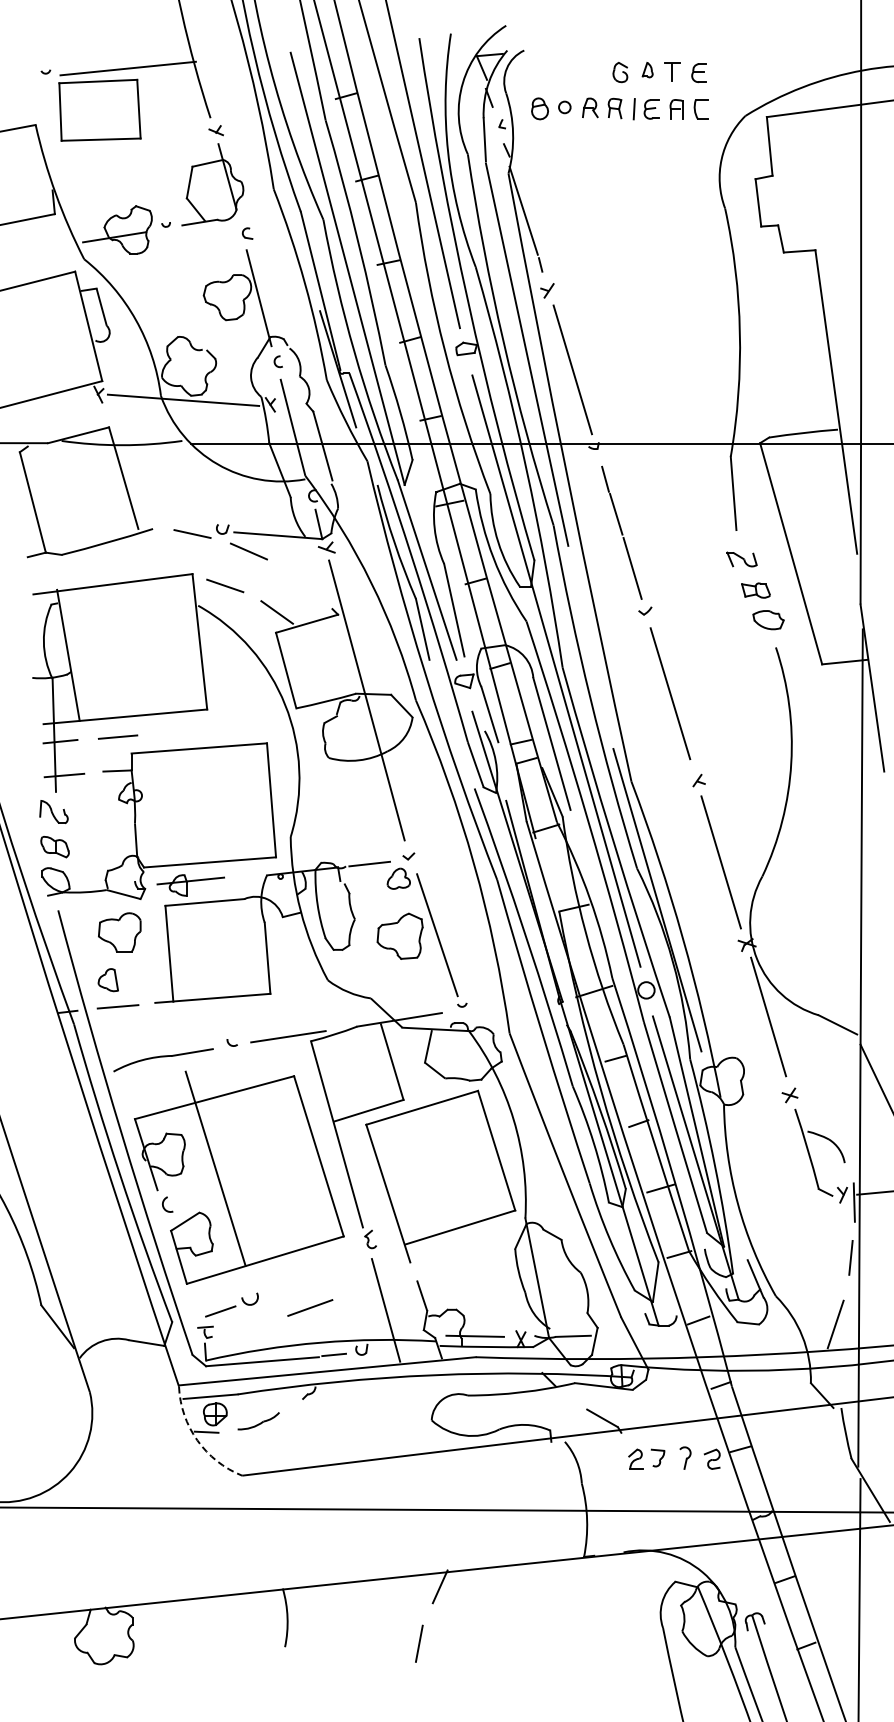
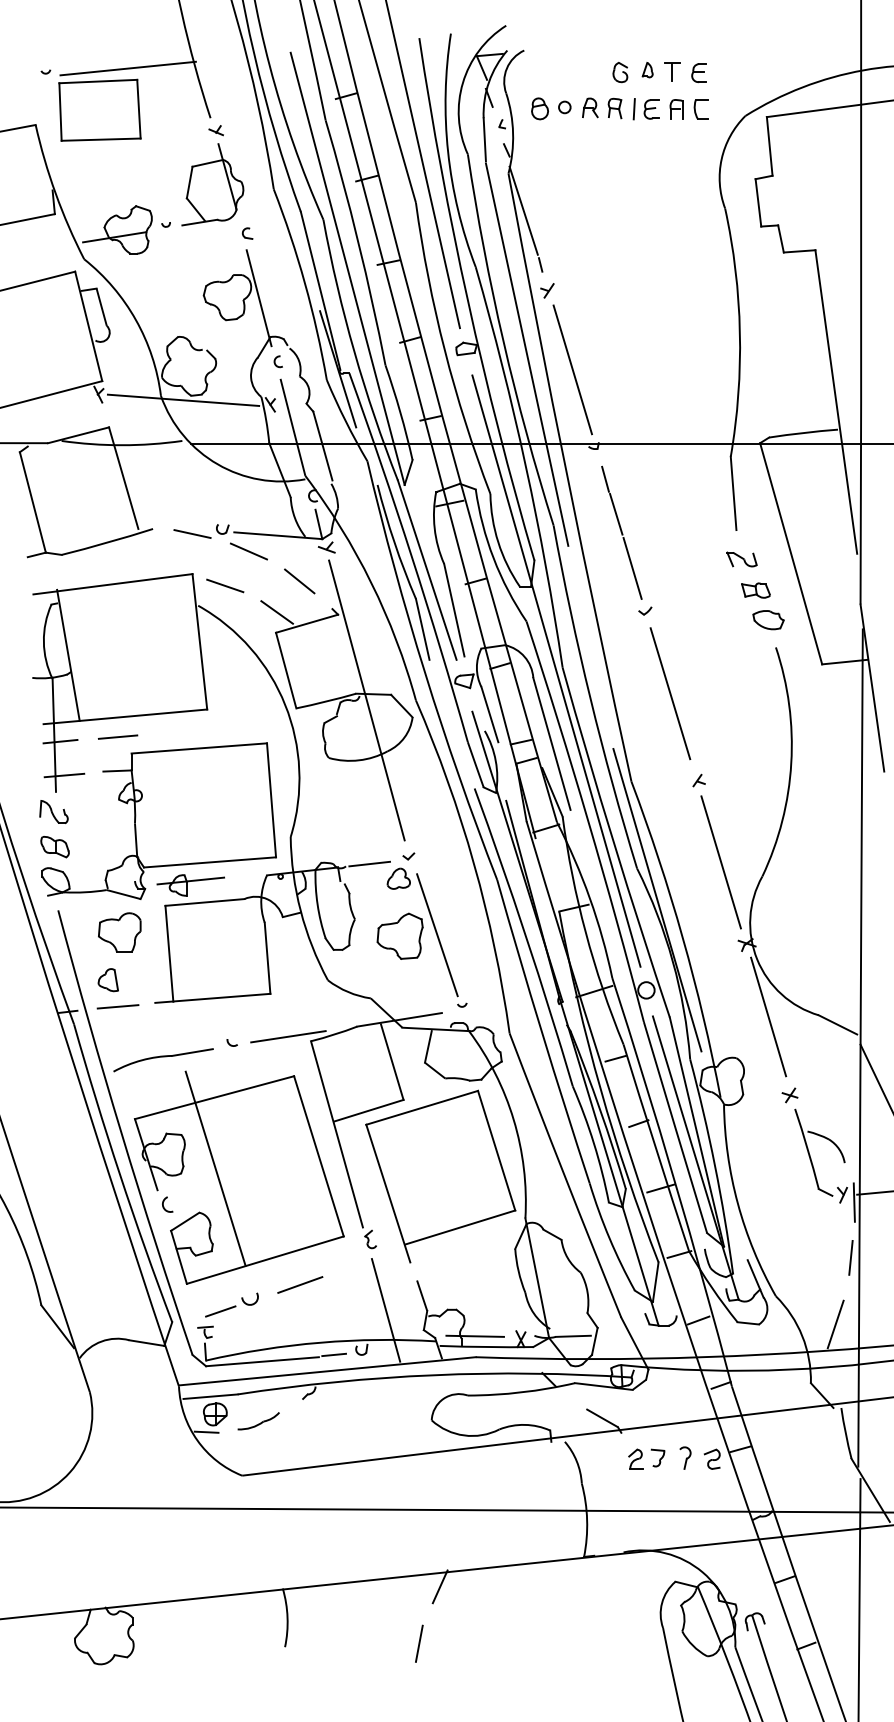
line: none -> present (299, 581)
line position: (310, 1307) -> (300, 1284) (300, 1284)
arc: dashed -> solid (197, 1440)
